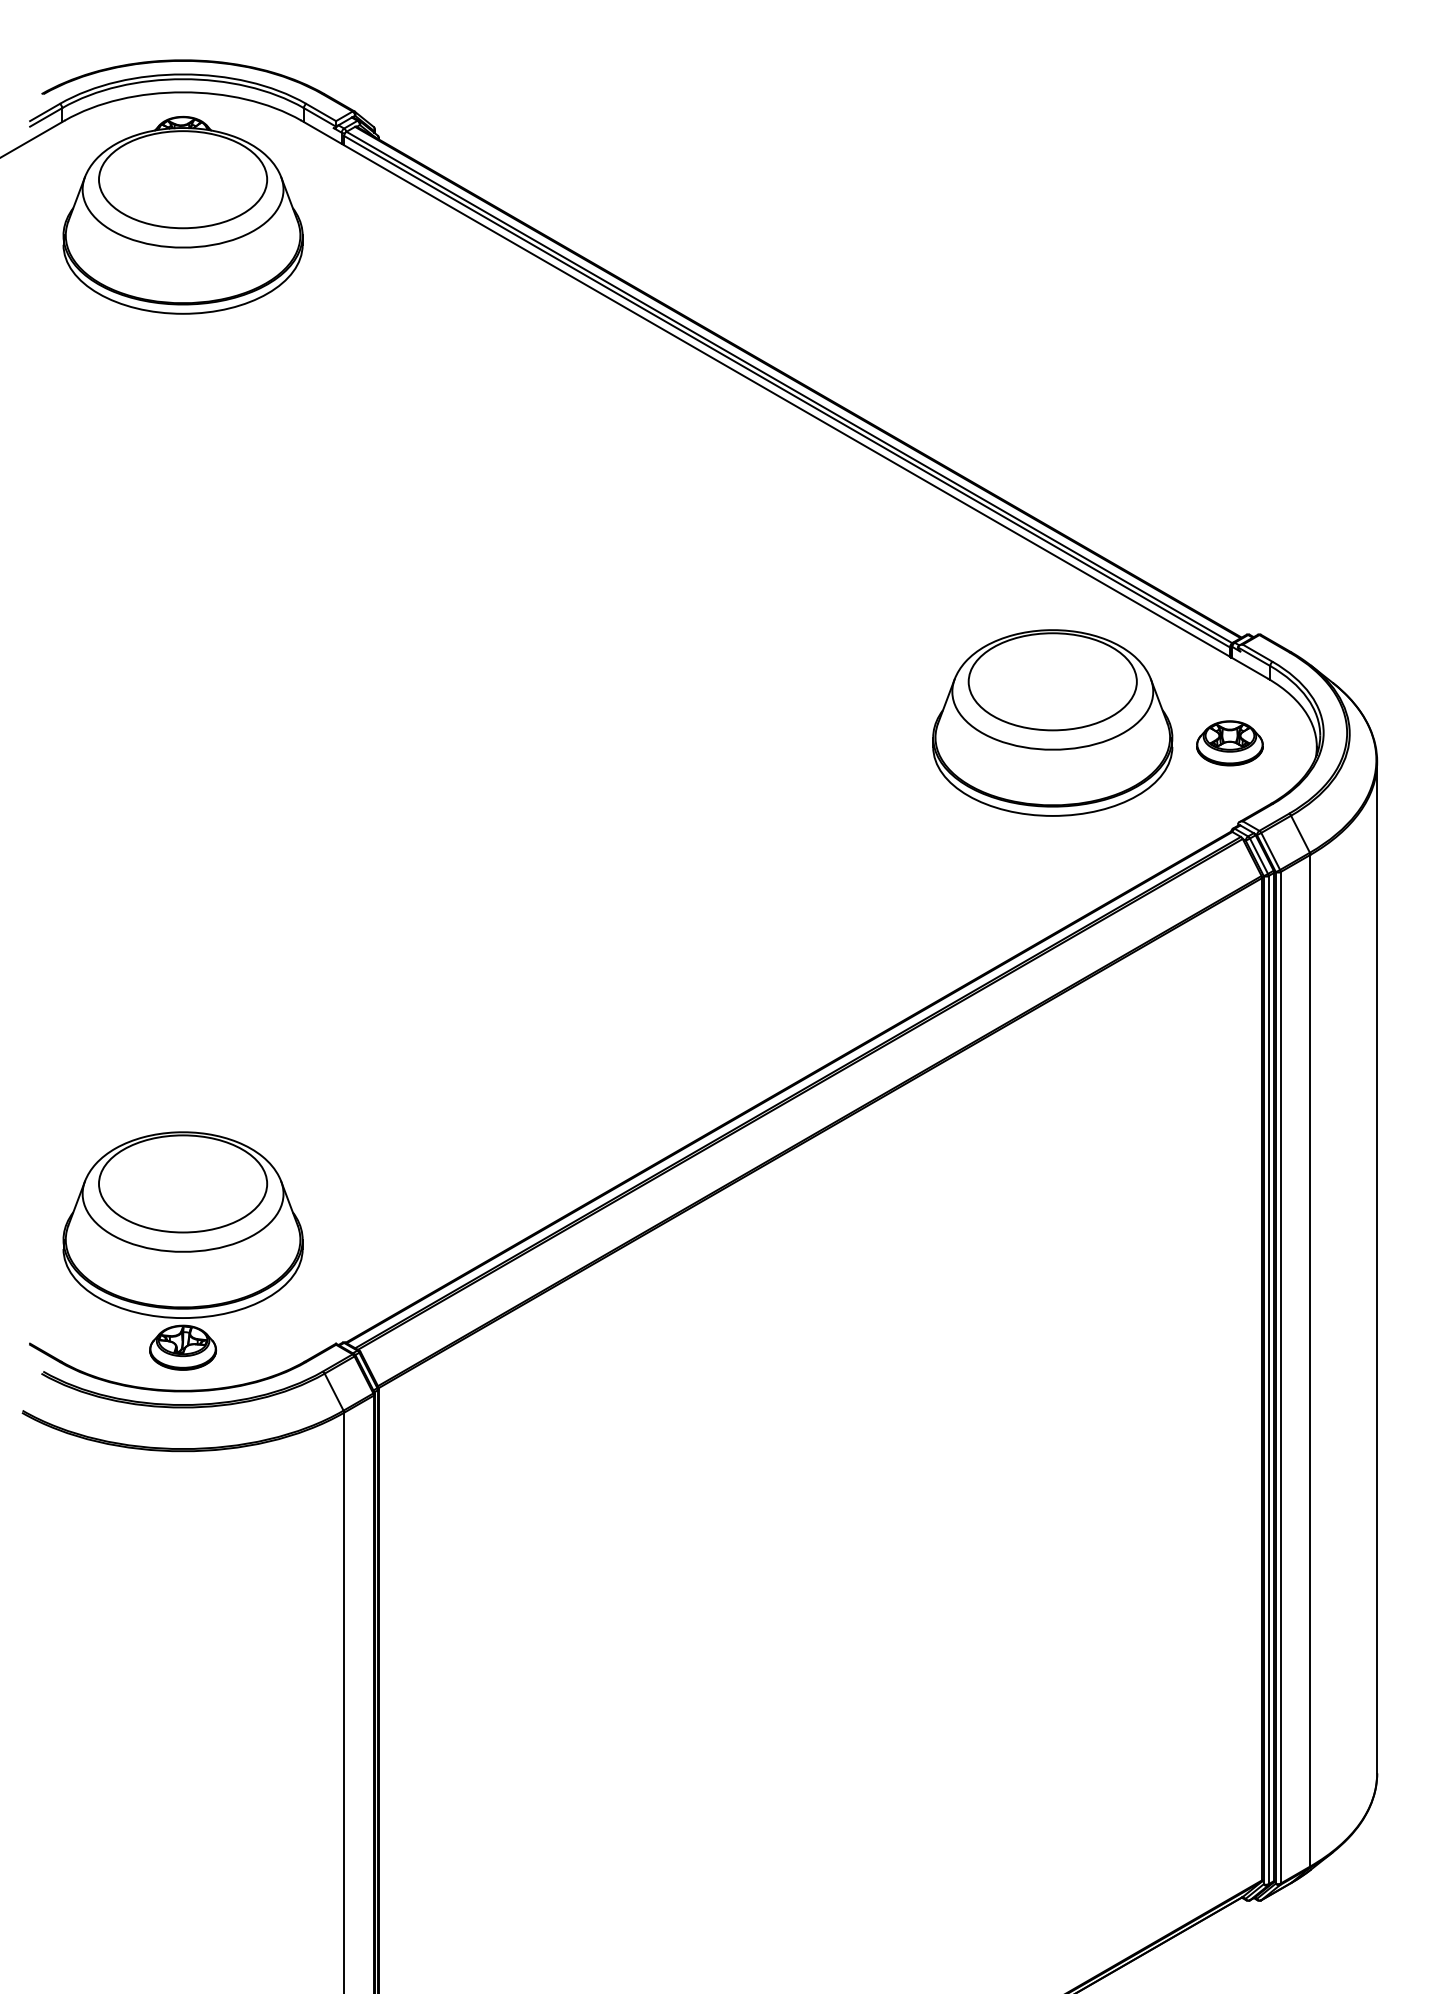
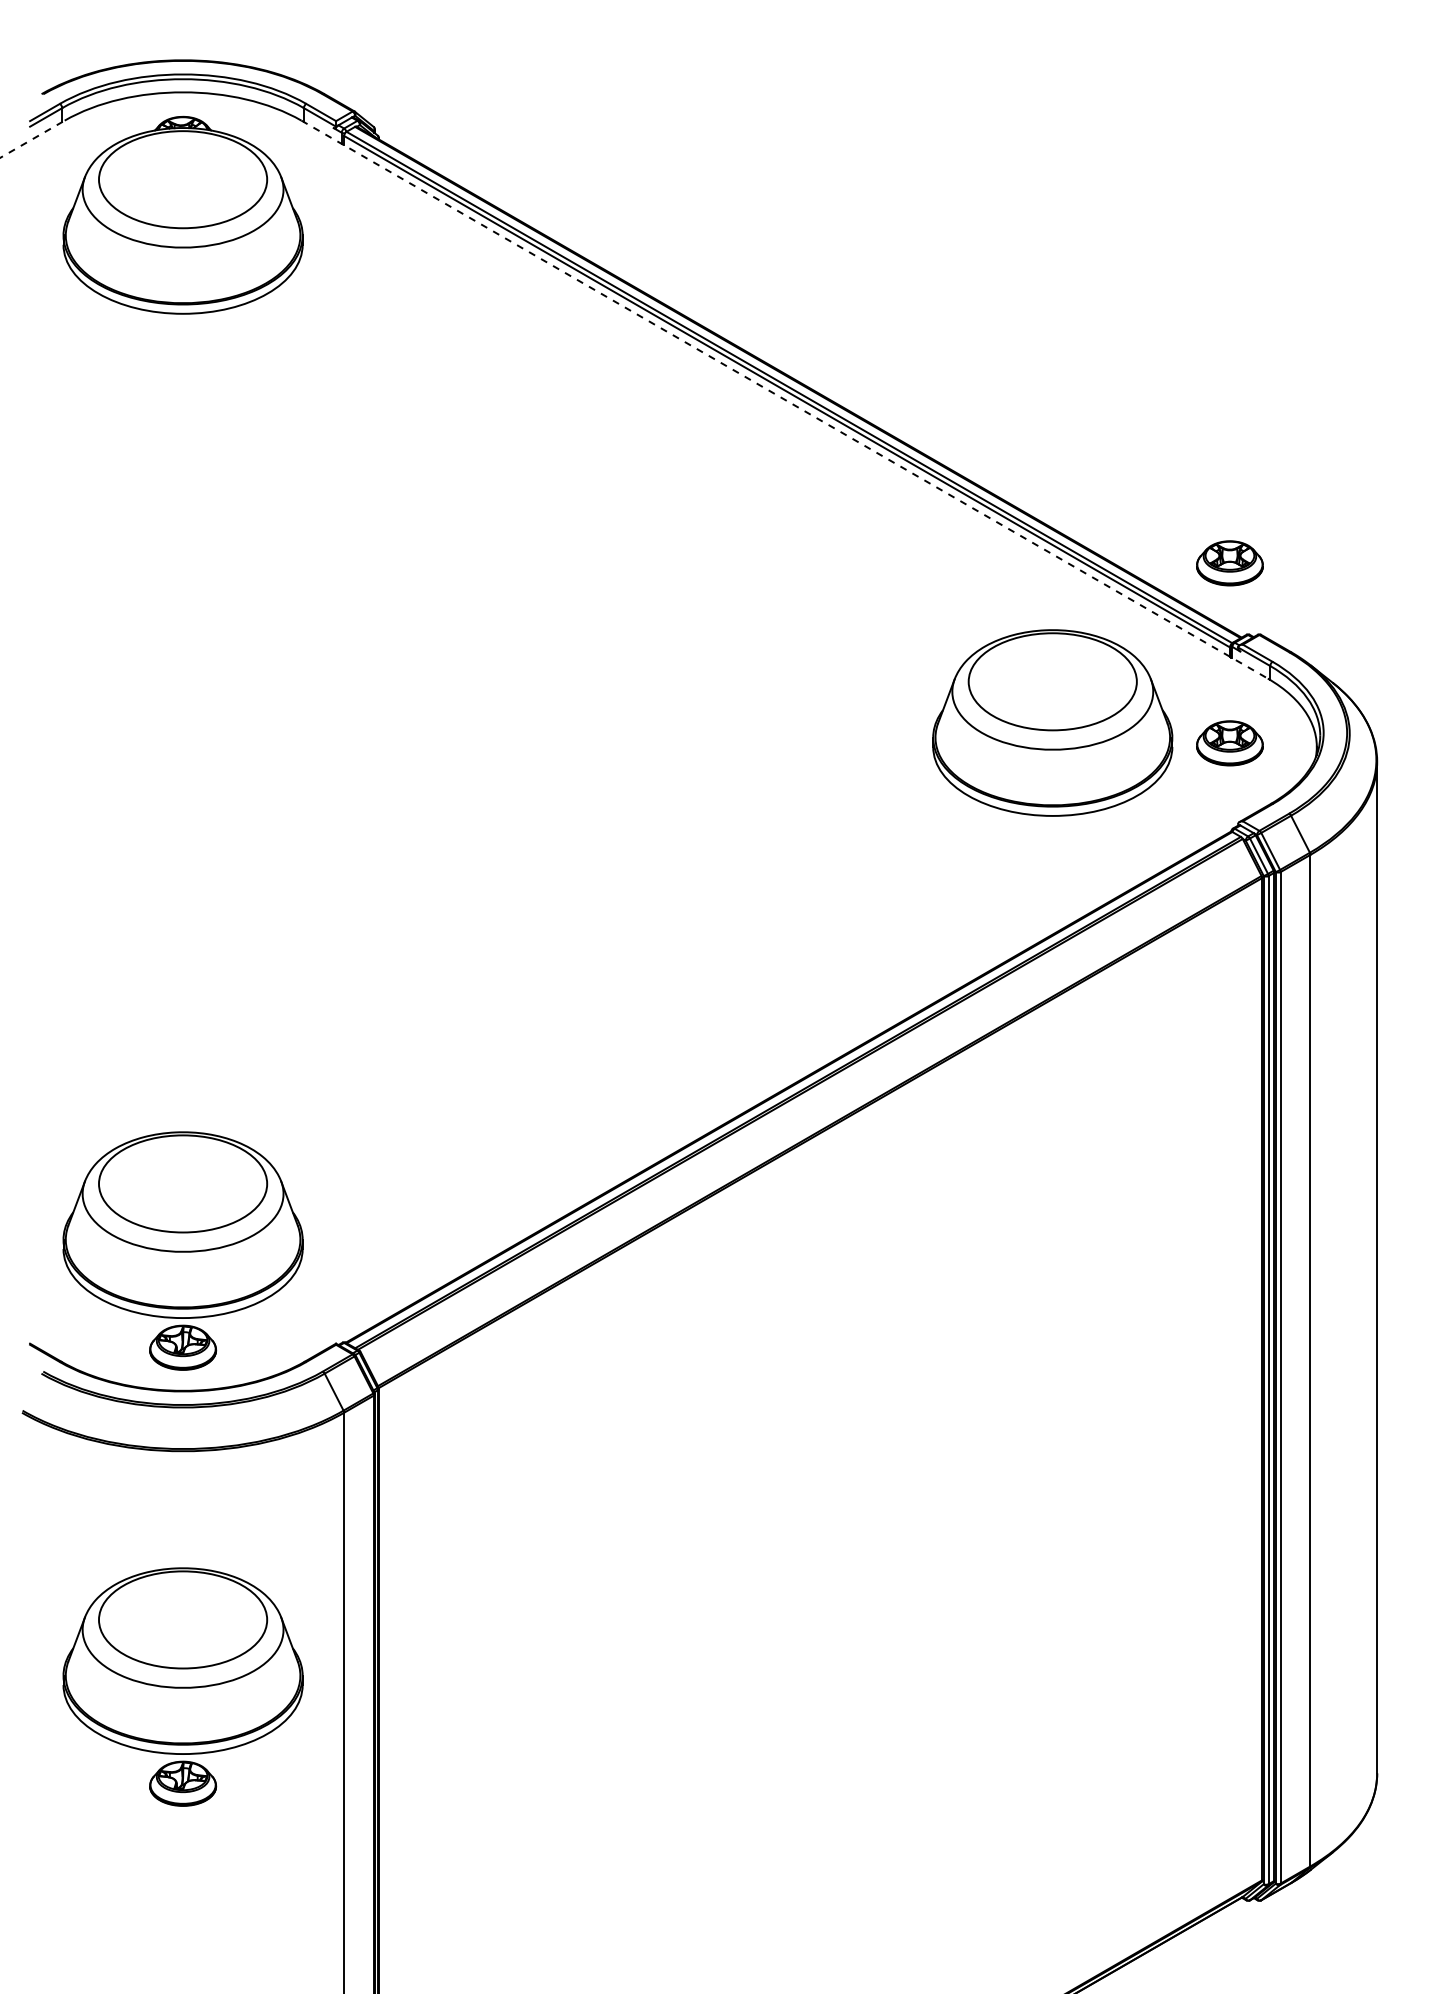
line: solid -> dashed (32, 139)
line: solid -> dashed (784, 399)
part: none -> present (1229, 563)
part: none -> present (182, 1686)
